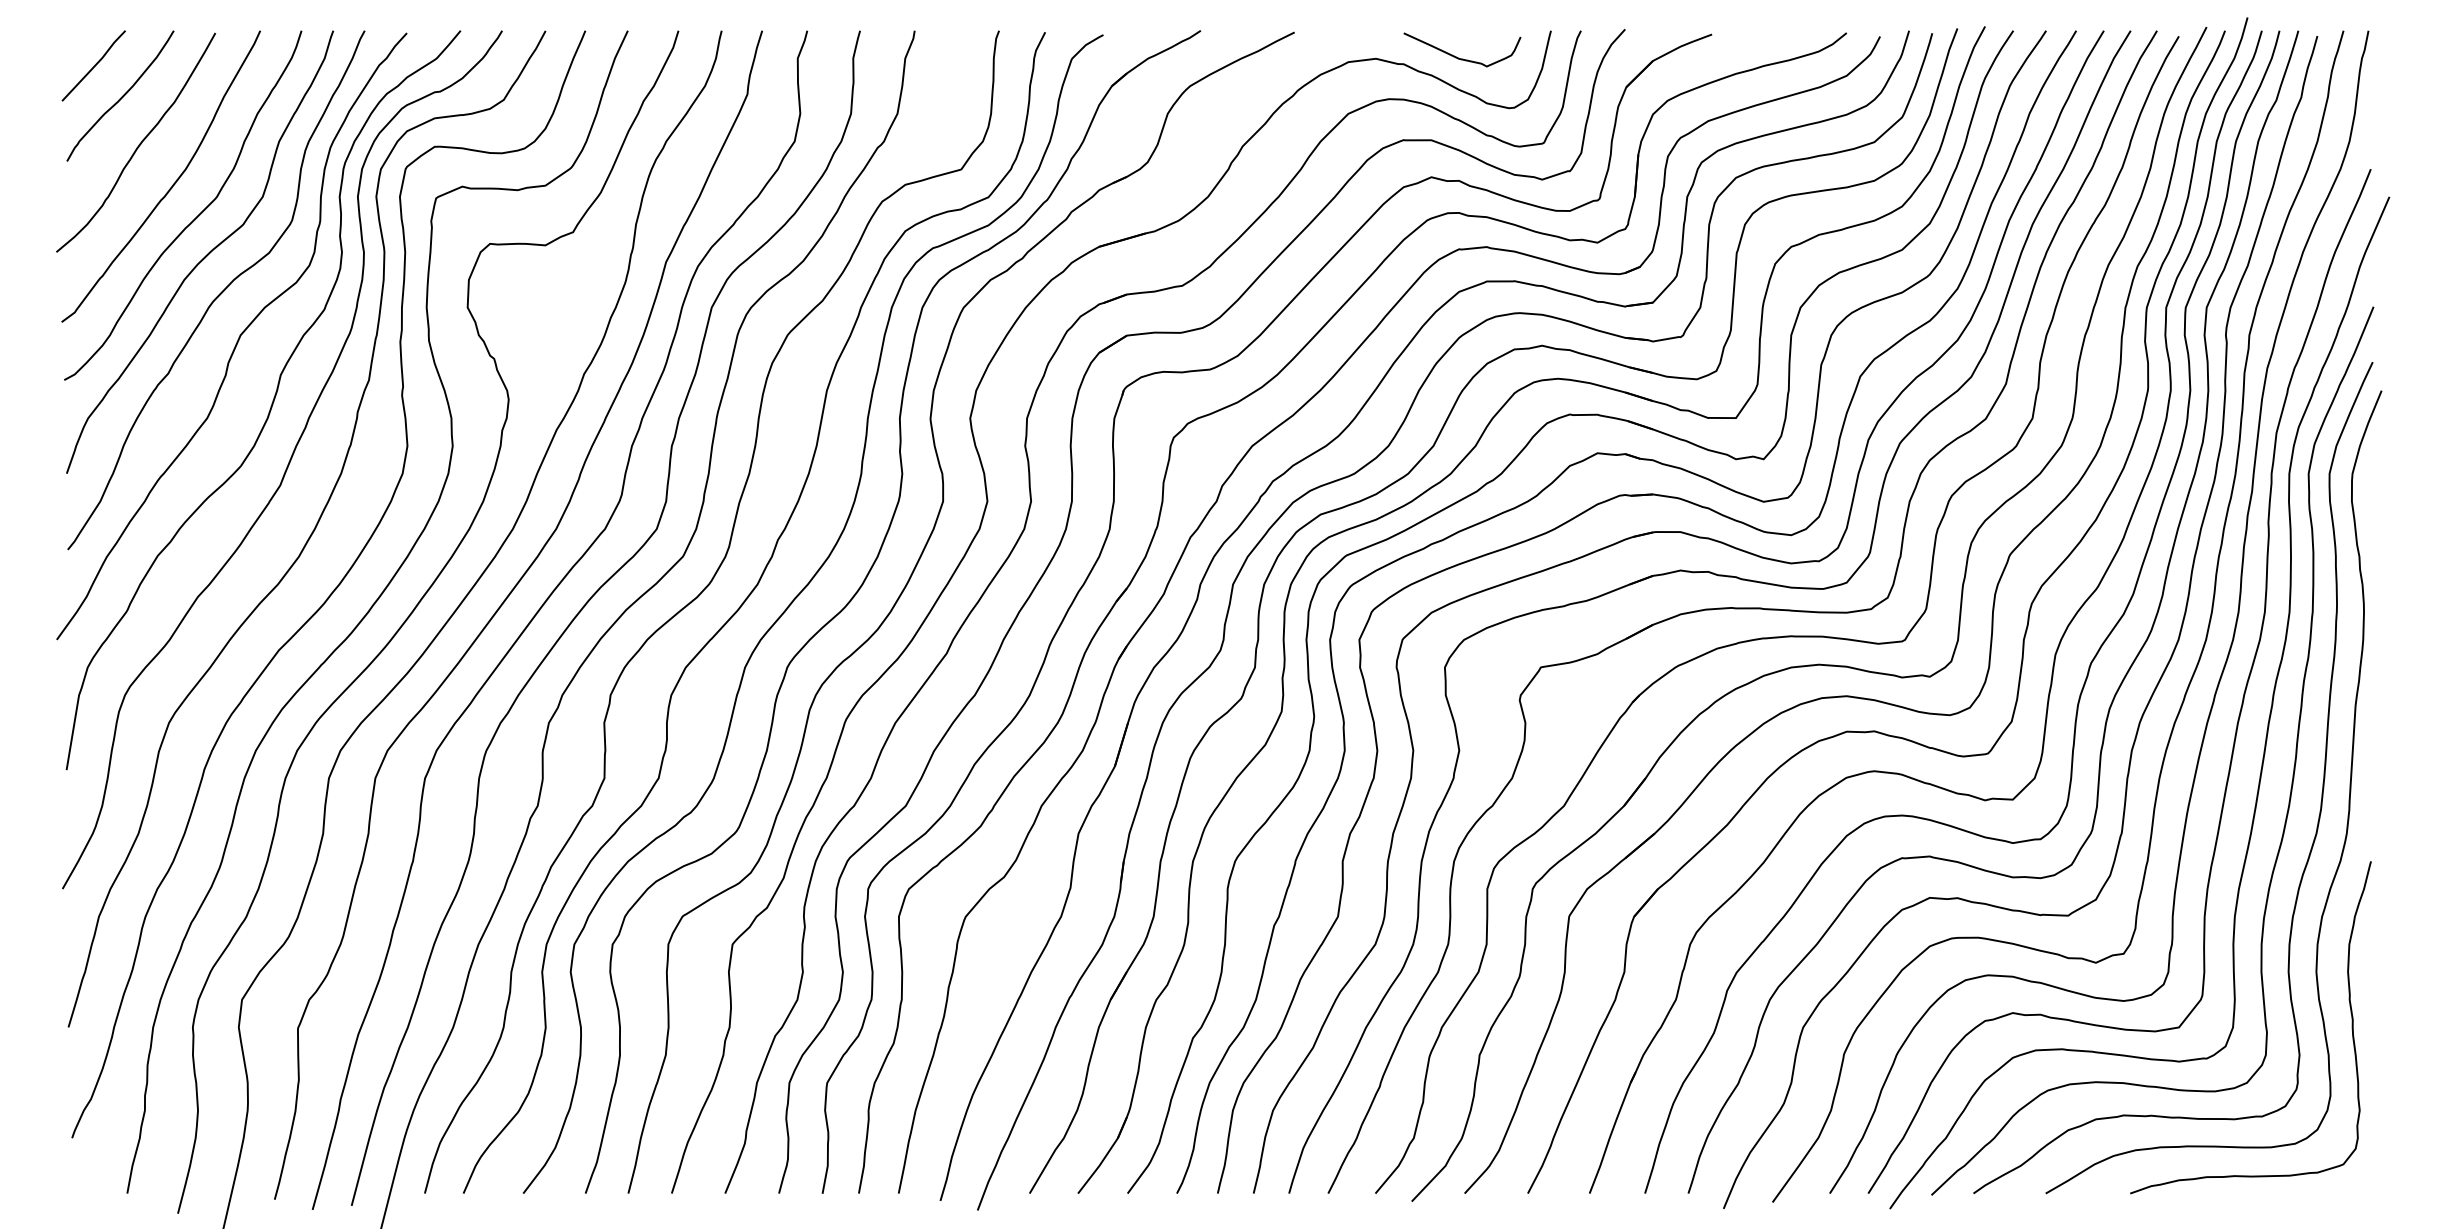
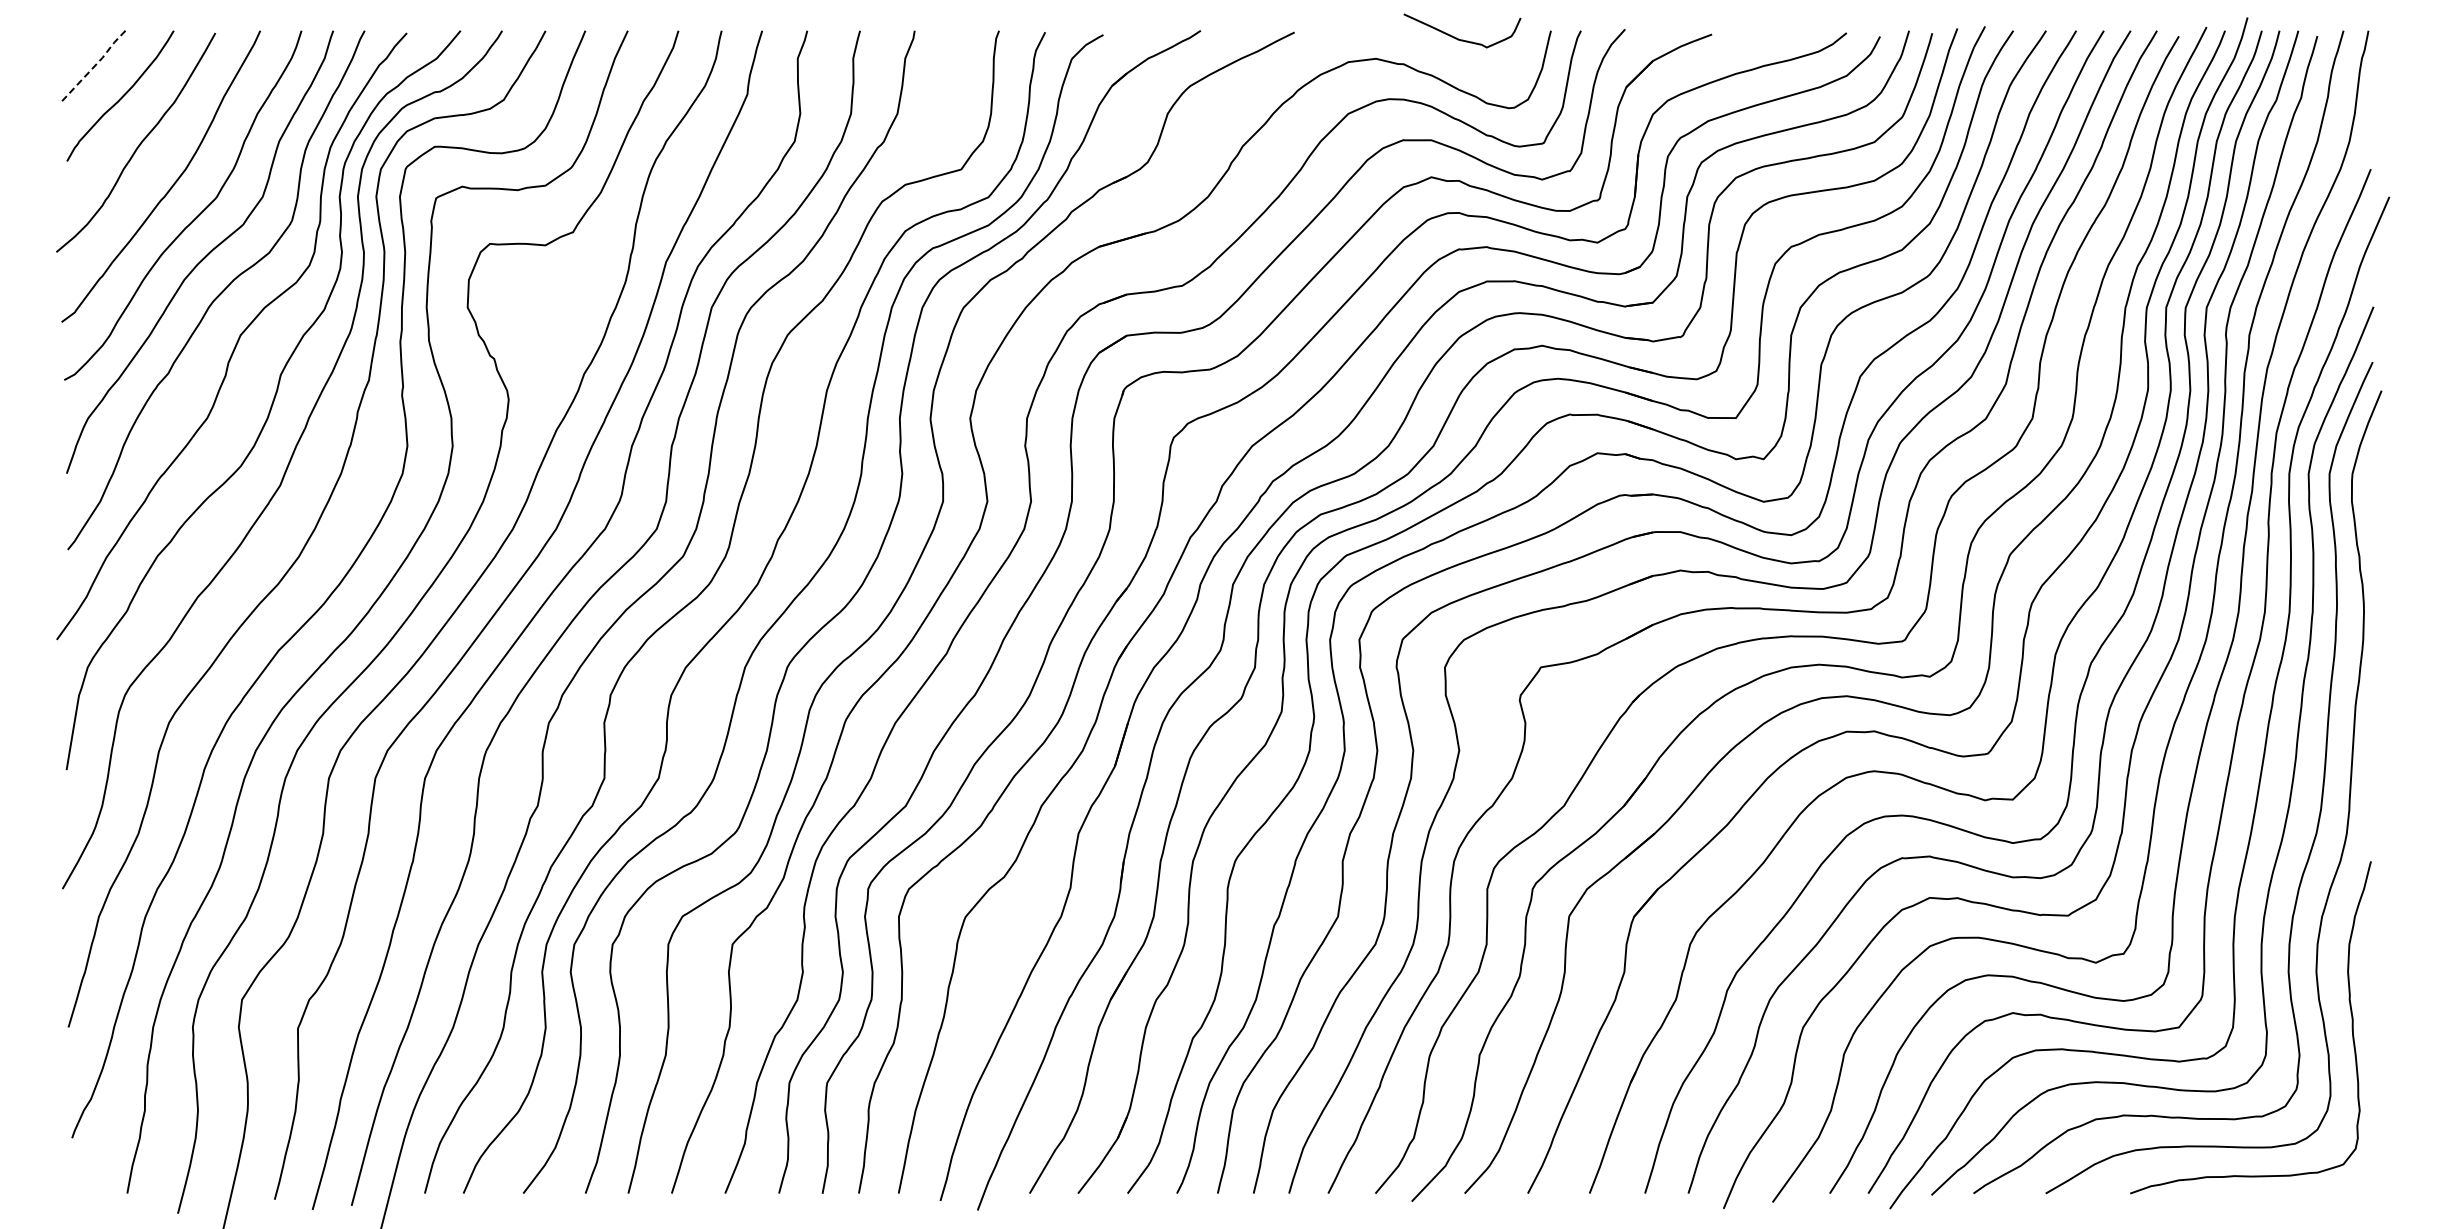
curve position: (1458, 57) -> (1458, 38) (1458, 38)
line: solid -> dashed (95, 65)
